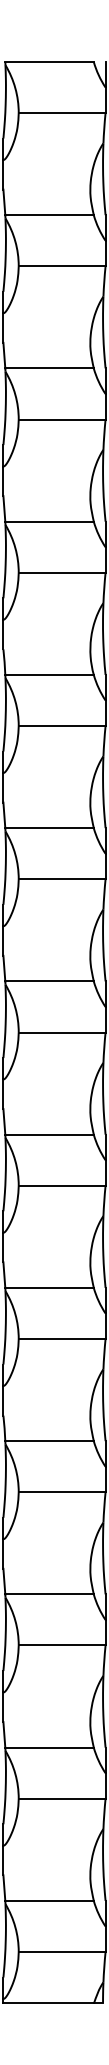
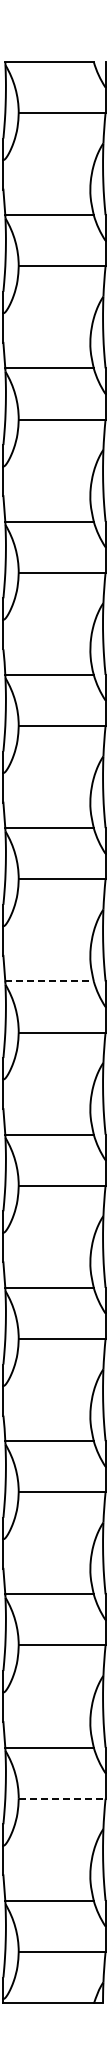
line: solid -> dashed (50, 981)
line: solid -> dashed (62, 1798)
